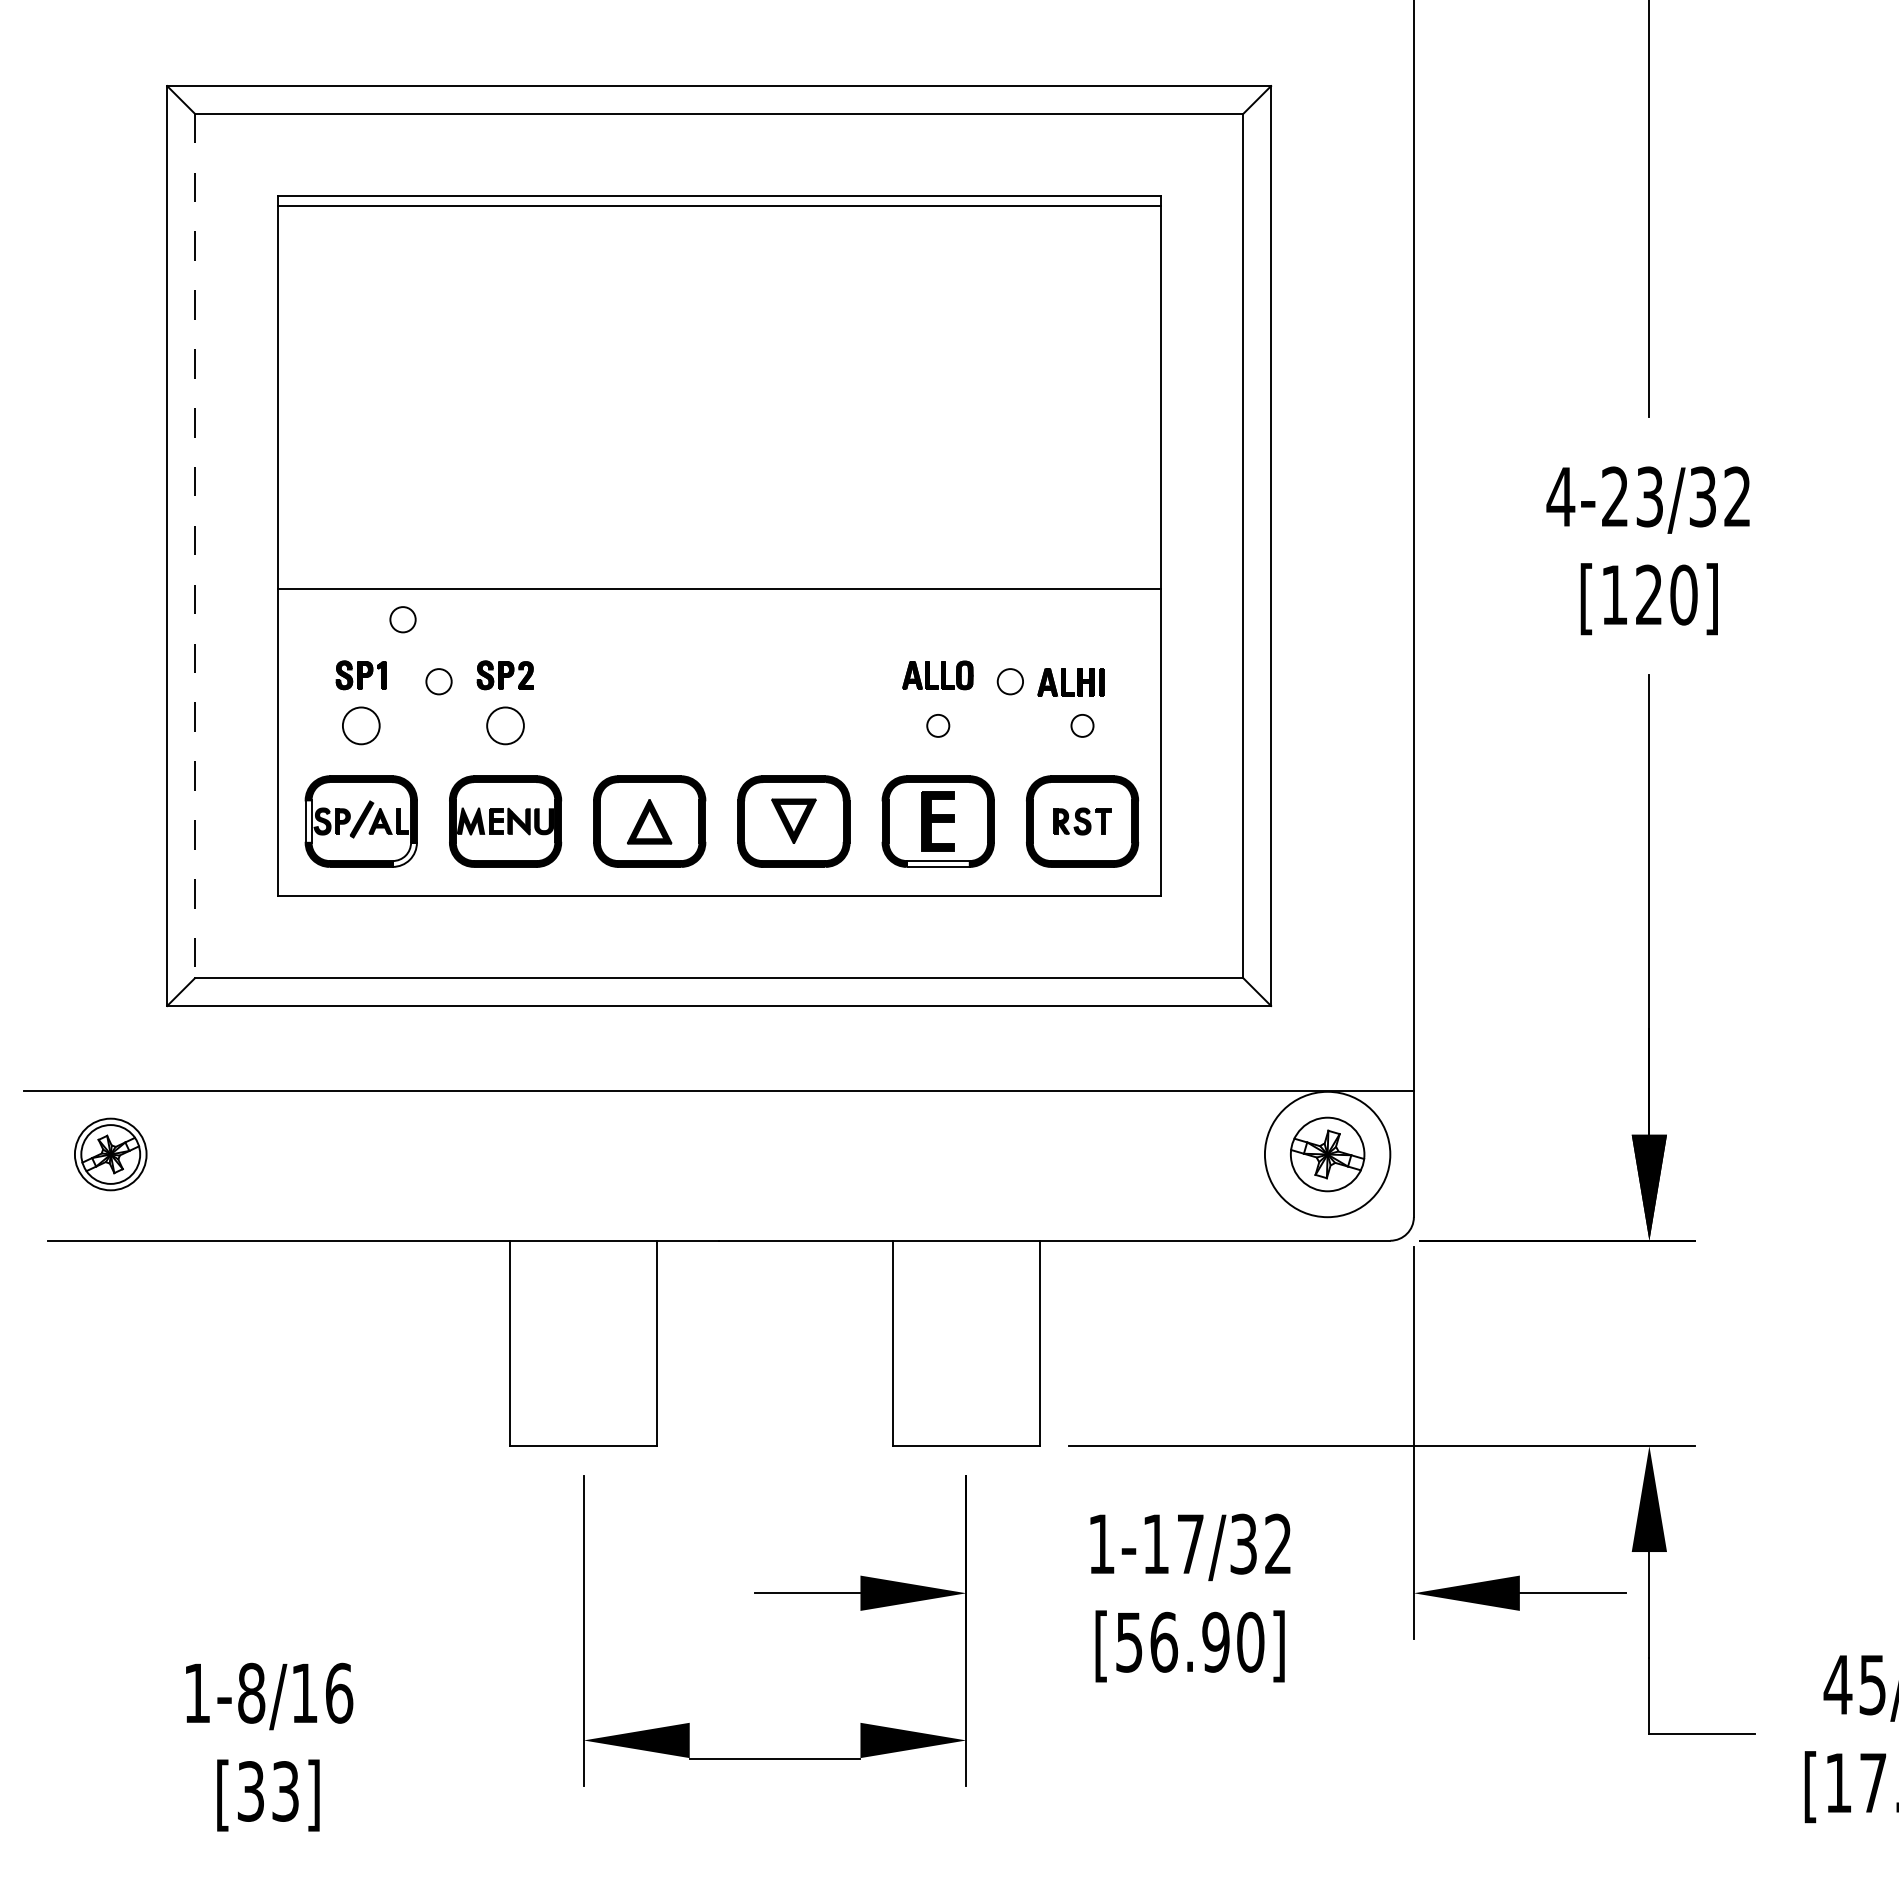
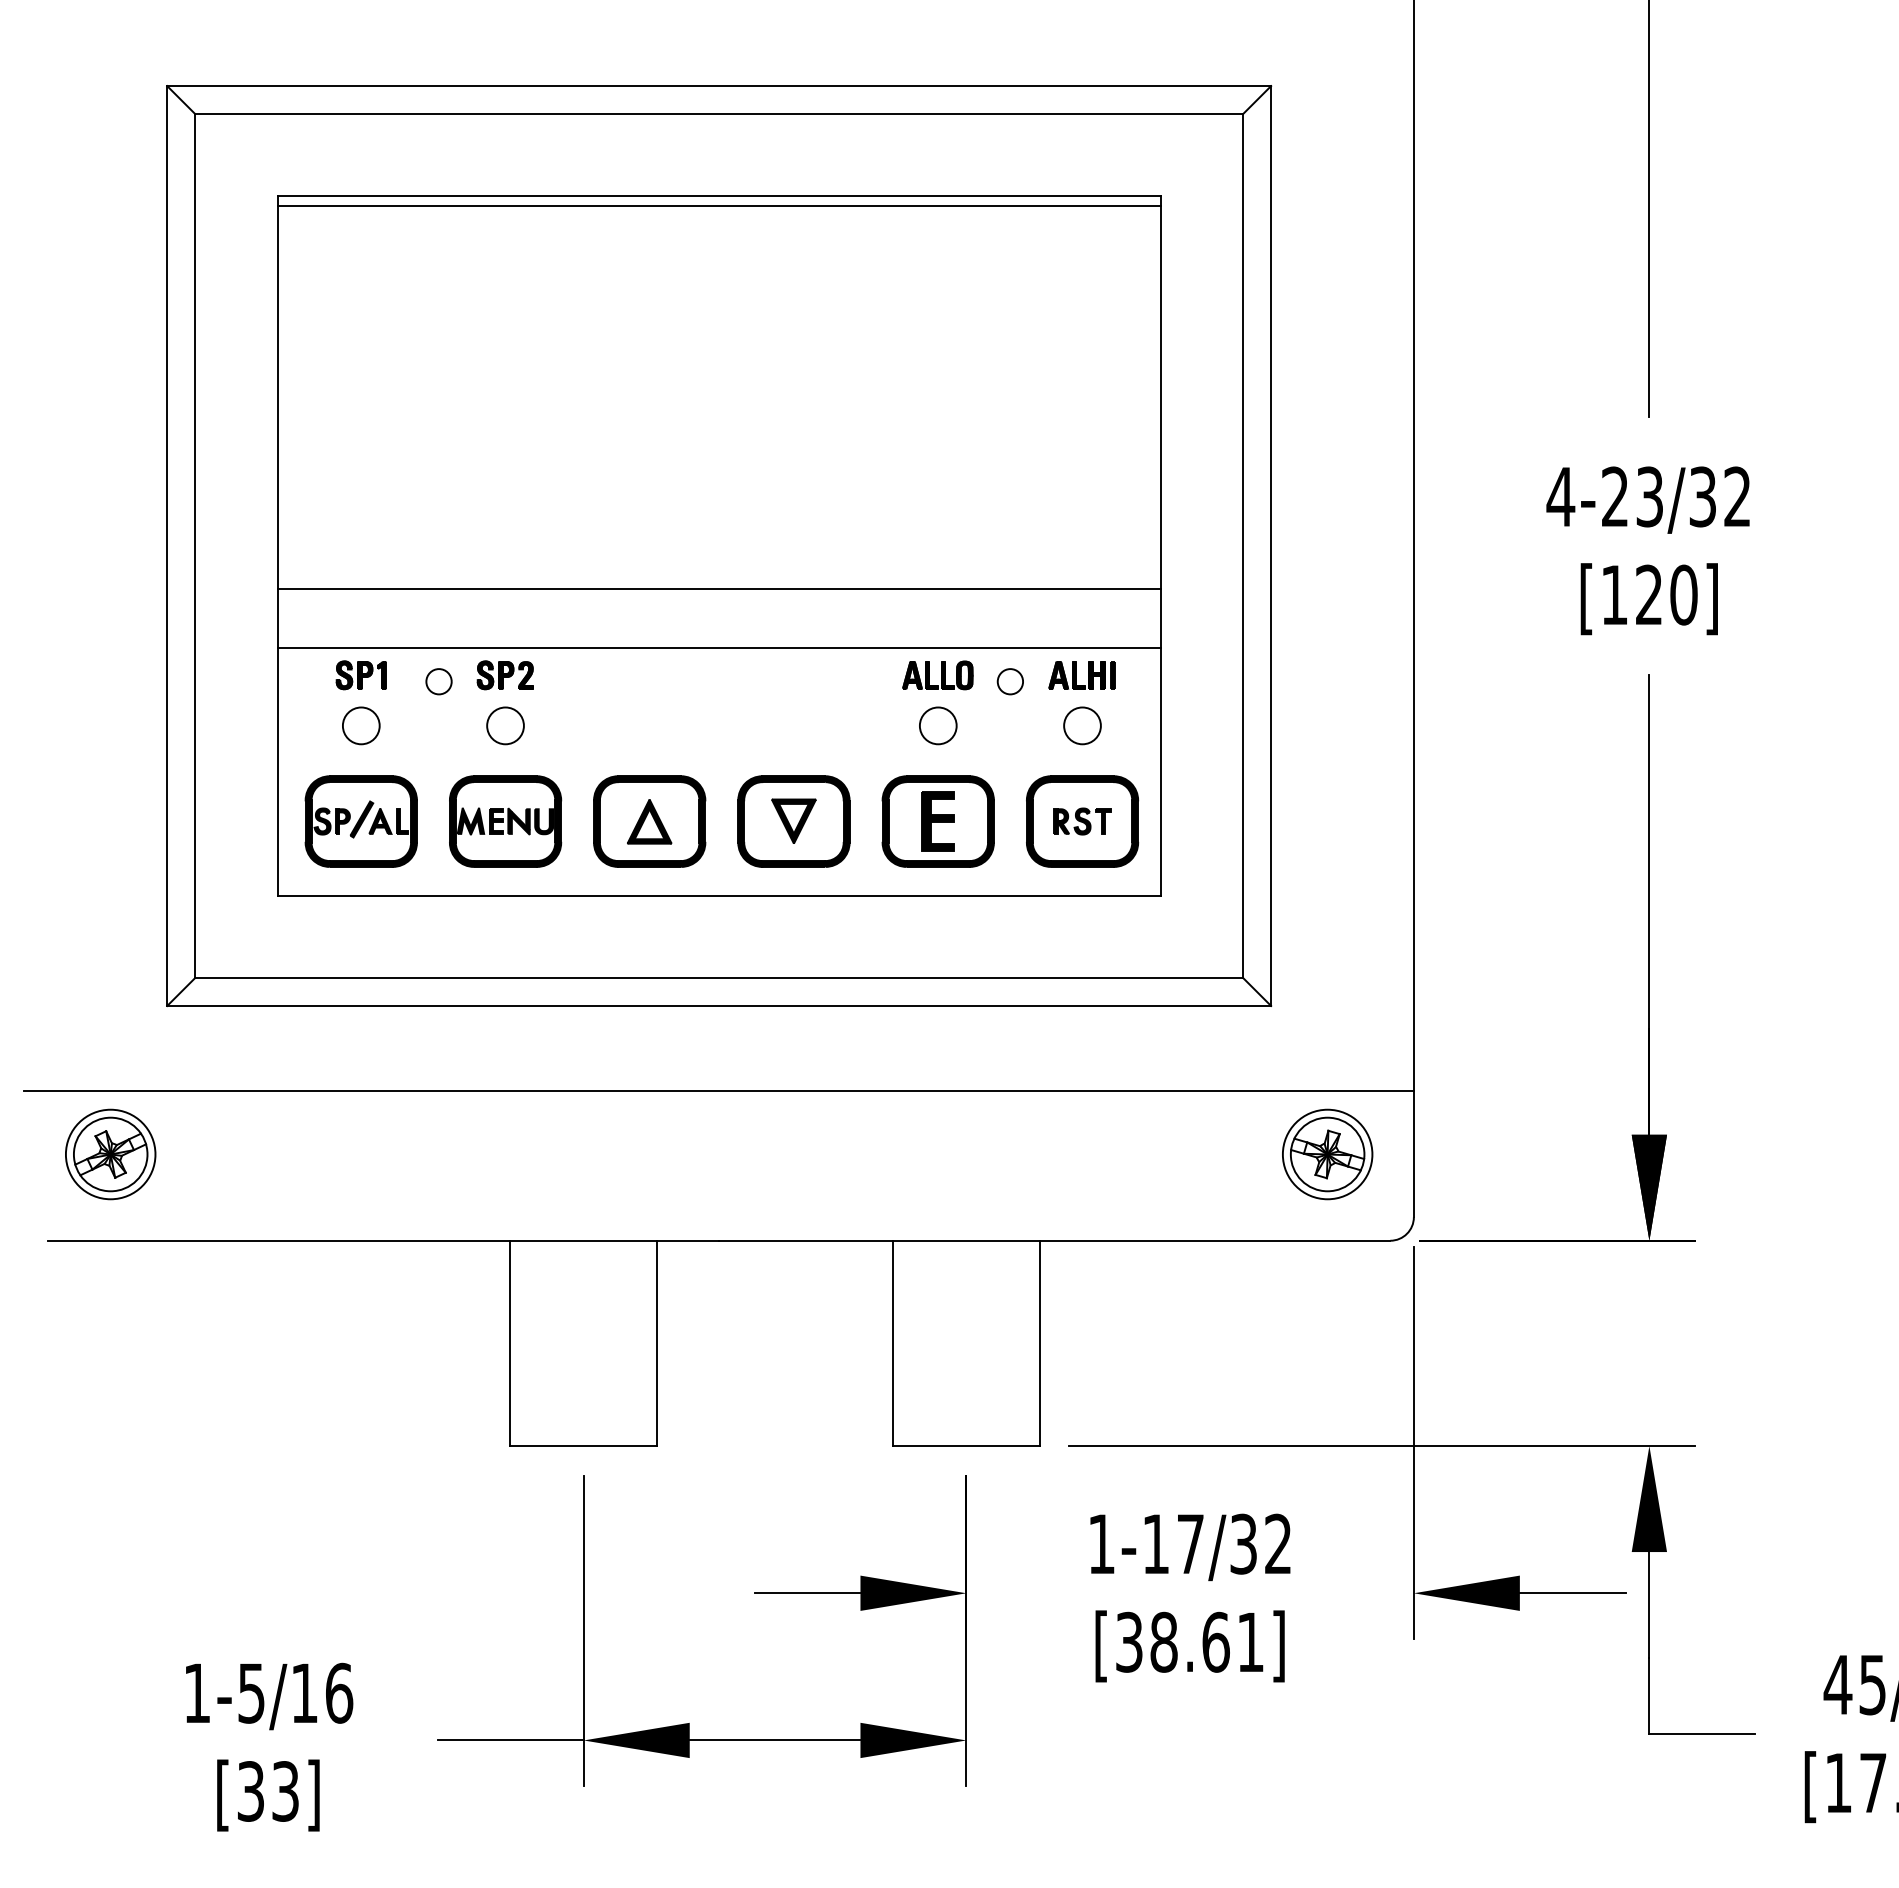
line: dashed -> solid (194, 546)
circle: present -> none (402, 619)
line: none -> present (718, 647)
part position: (1070, 682) -> (1081, 675) (1081, 675)
circle diameter: 22 px -> 37 px (937, 725)
circle diameter: 22 px -> 37 px (1082, 725)
fill: none -> present (308, 821)
fill: none -> present (404, 854)
fill: none -> present (937, 863)
part size: 74x75 px -> 92x93 px (110, 1154)
circle diameter: 125 px -> 90 px (1327, 1154)
text: [56.90] -> [38.61] (1190, 1641)
text: 1-8/16 -> 1-5/16 (251, 1692)
line: none -> present (510, 1740)
line position: (774, 1759) -> (774, 1740) (774, 1740)
